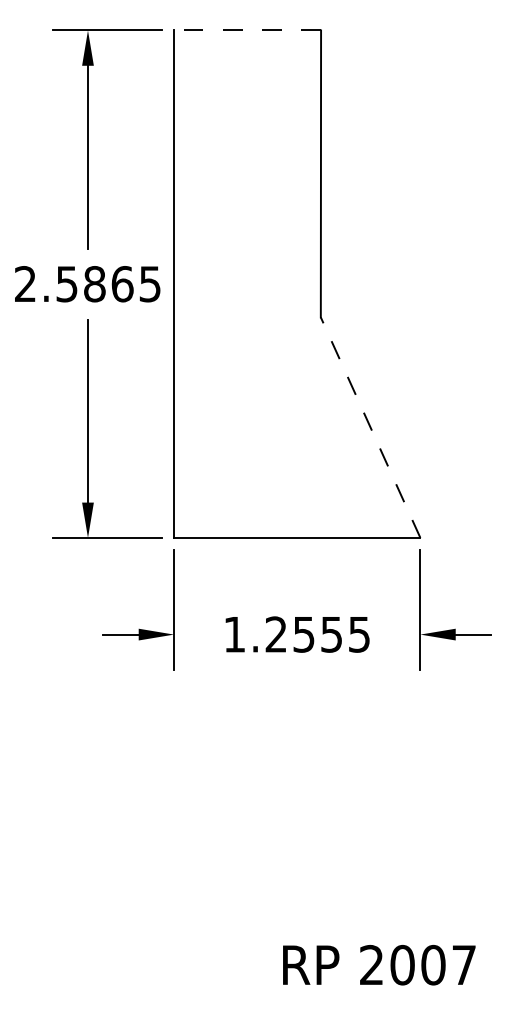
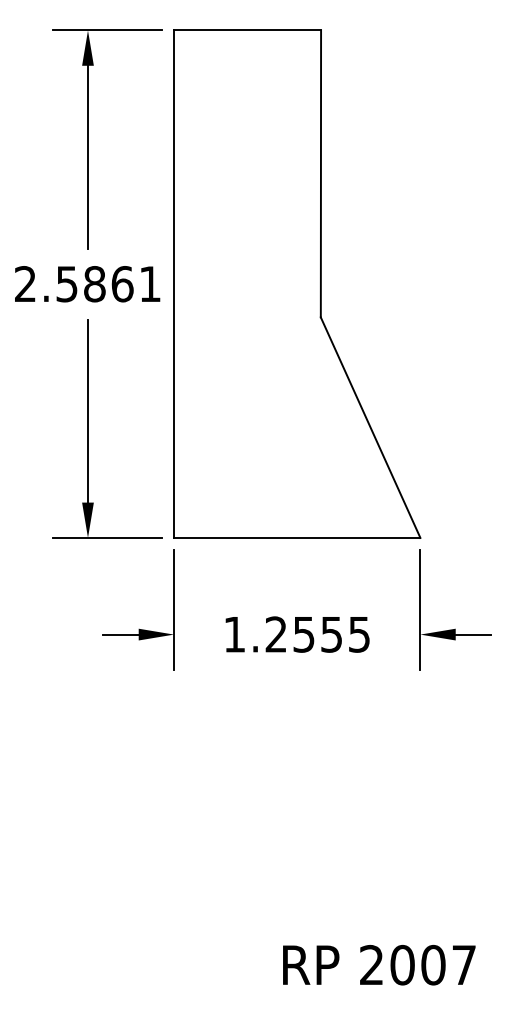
line: dashed -> solid (247, 30)
text: 2.5865 -> 2.5861 (149, 284)
line: dashed -> solid (370, 427)
